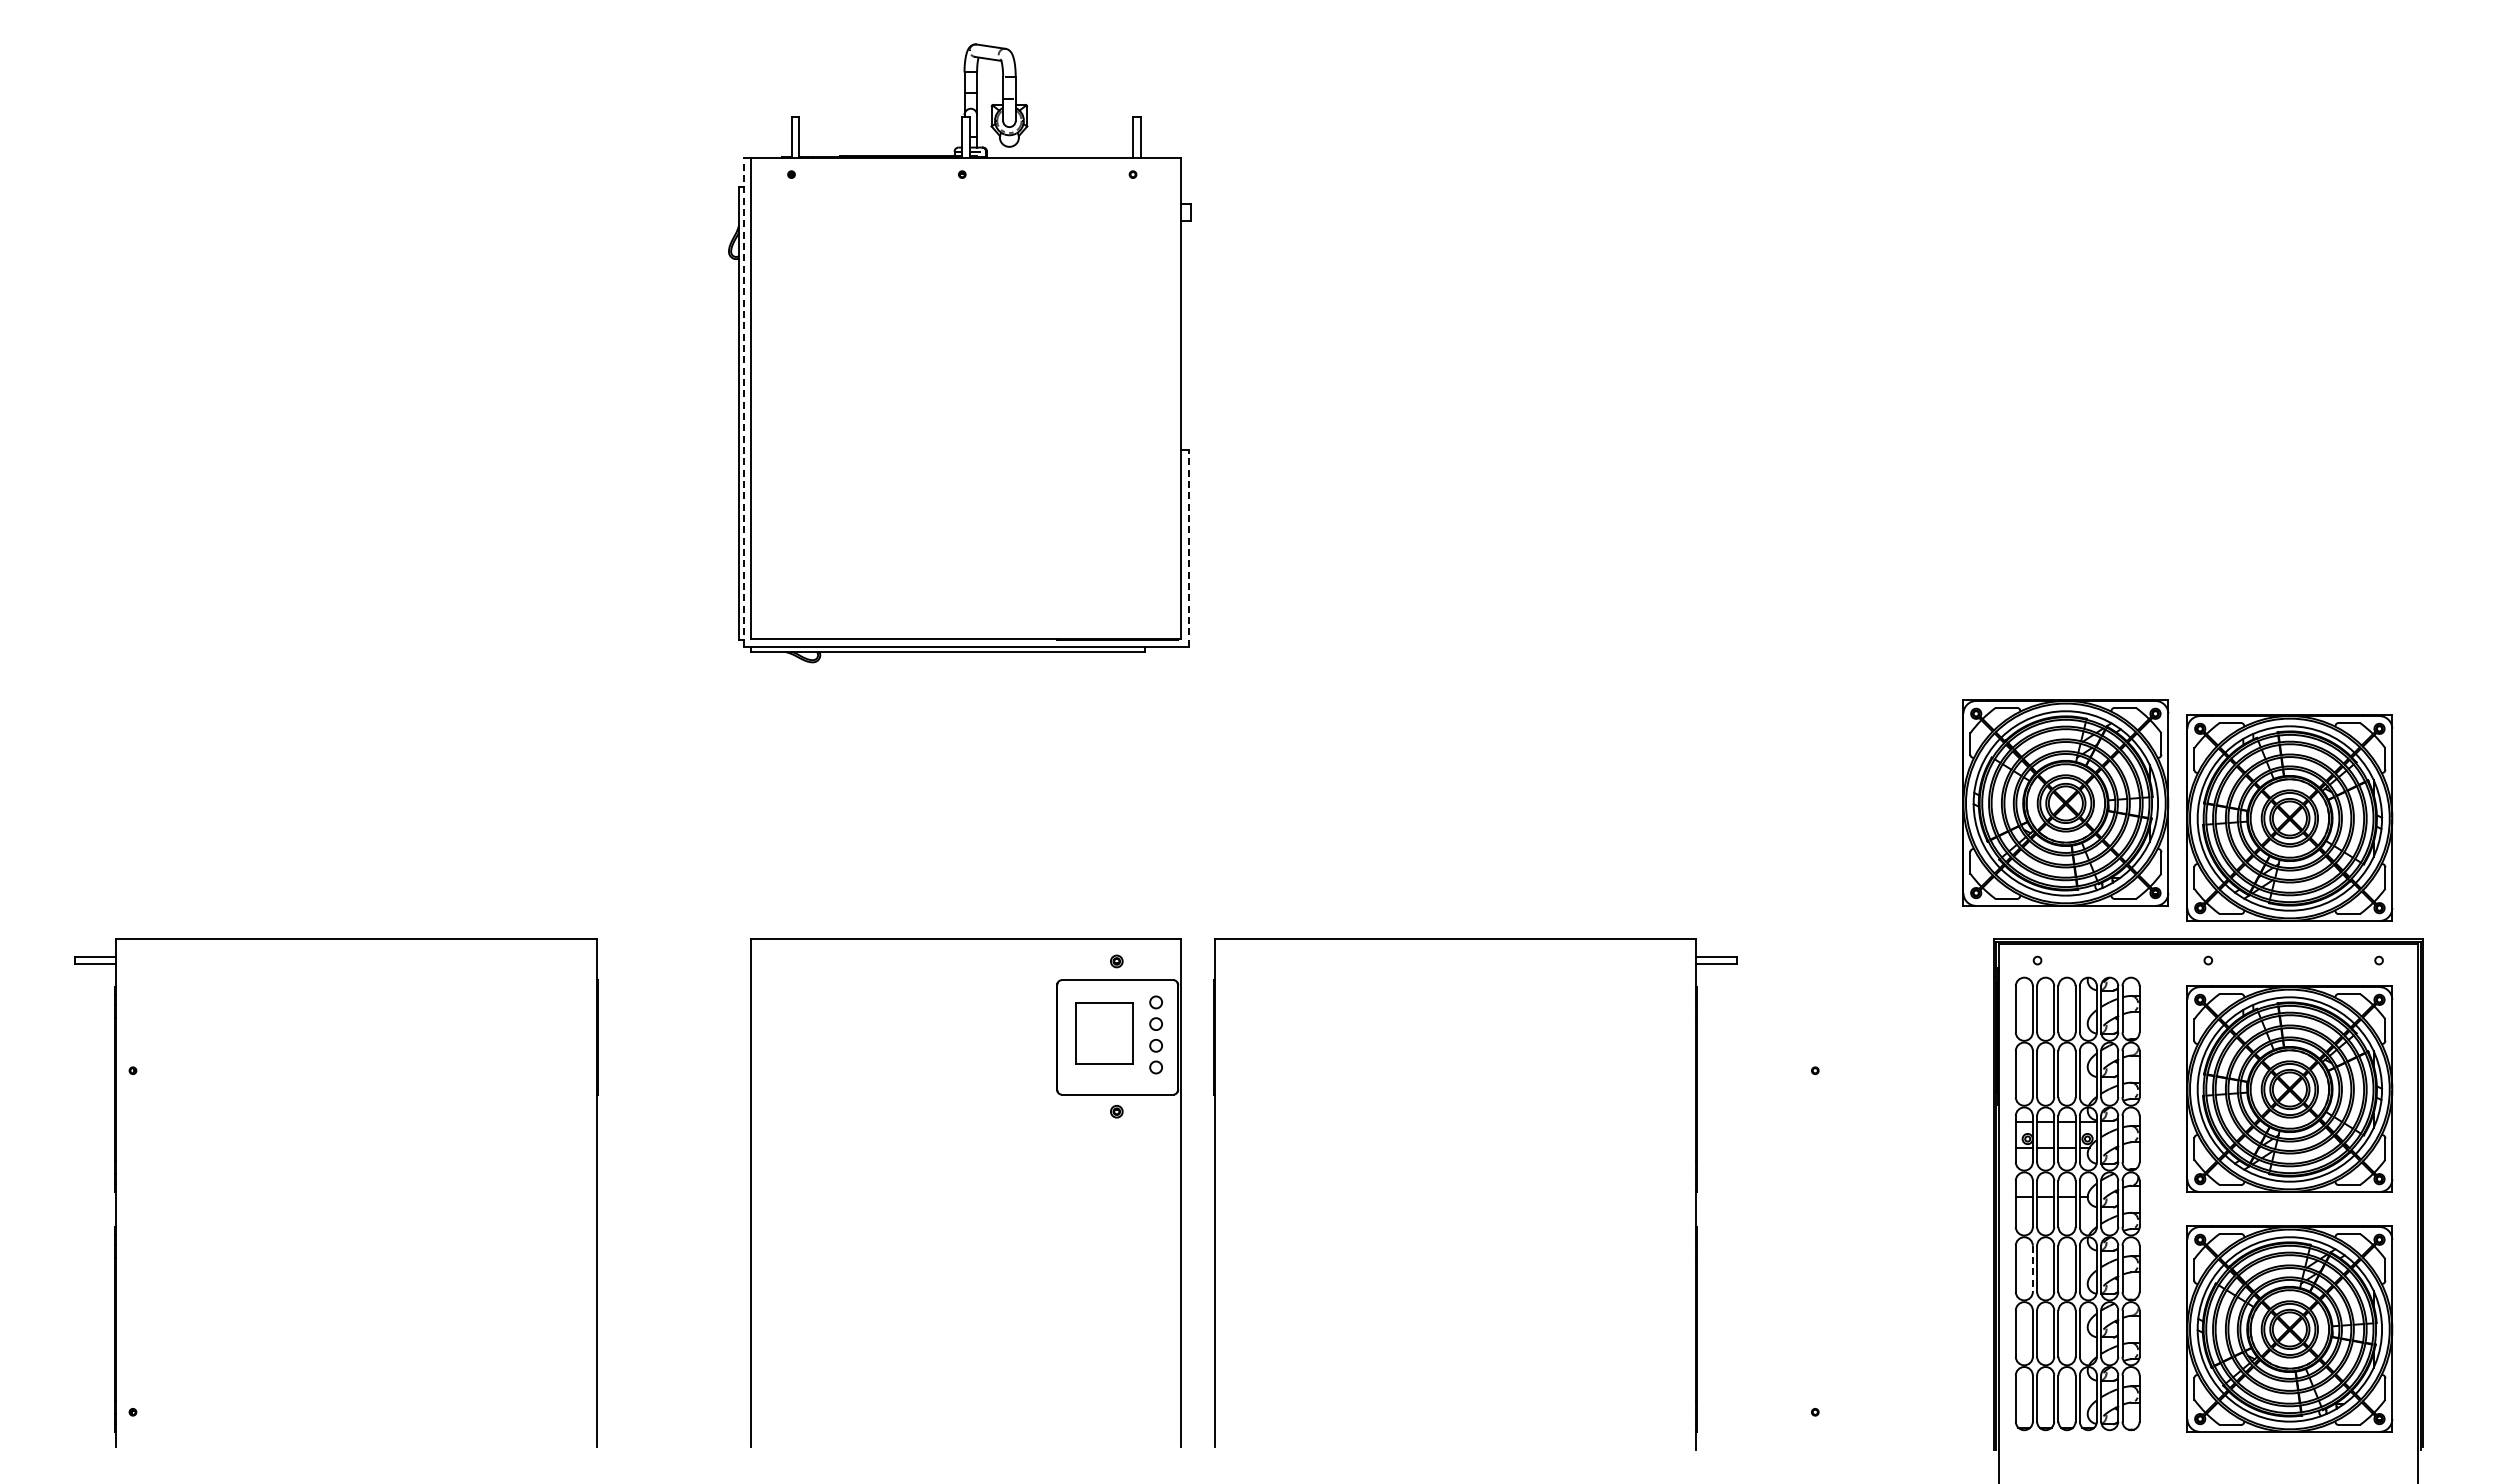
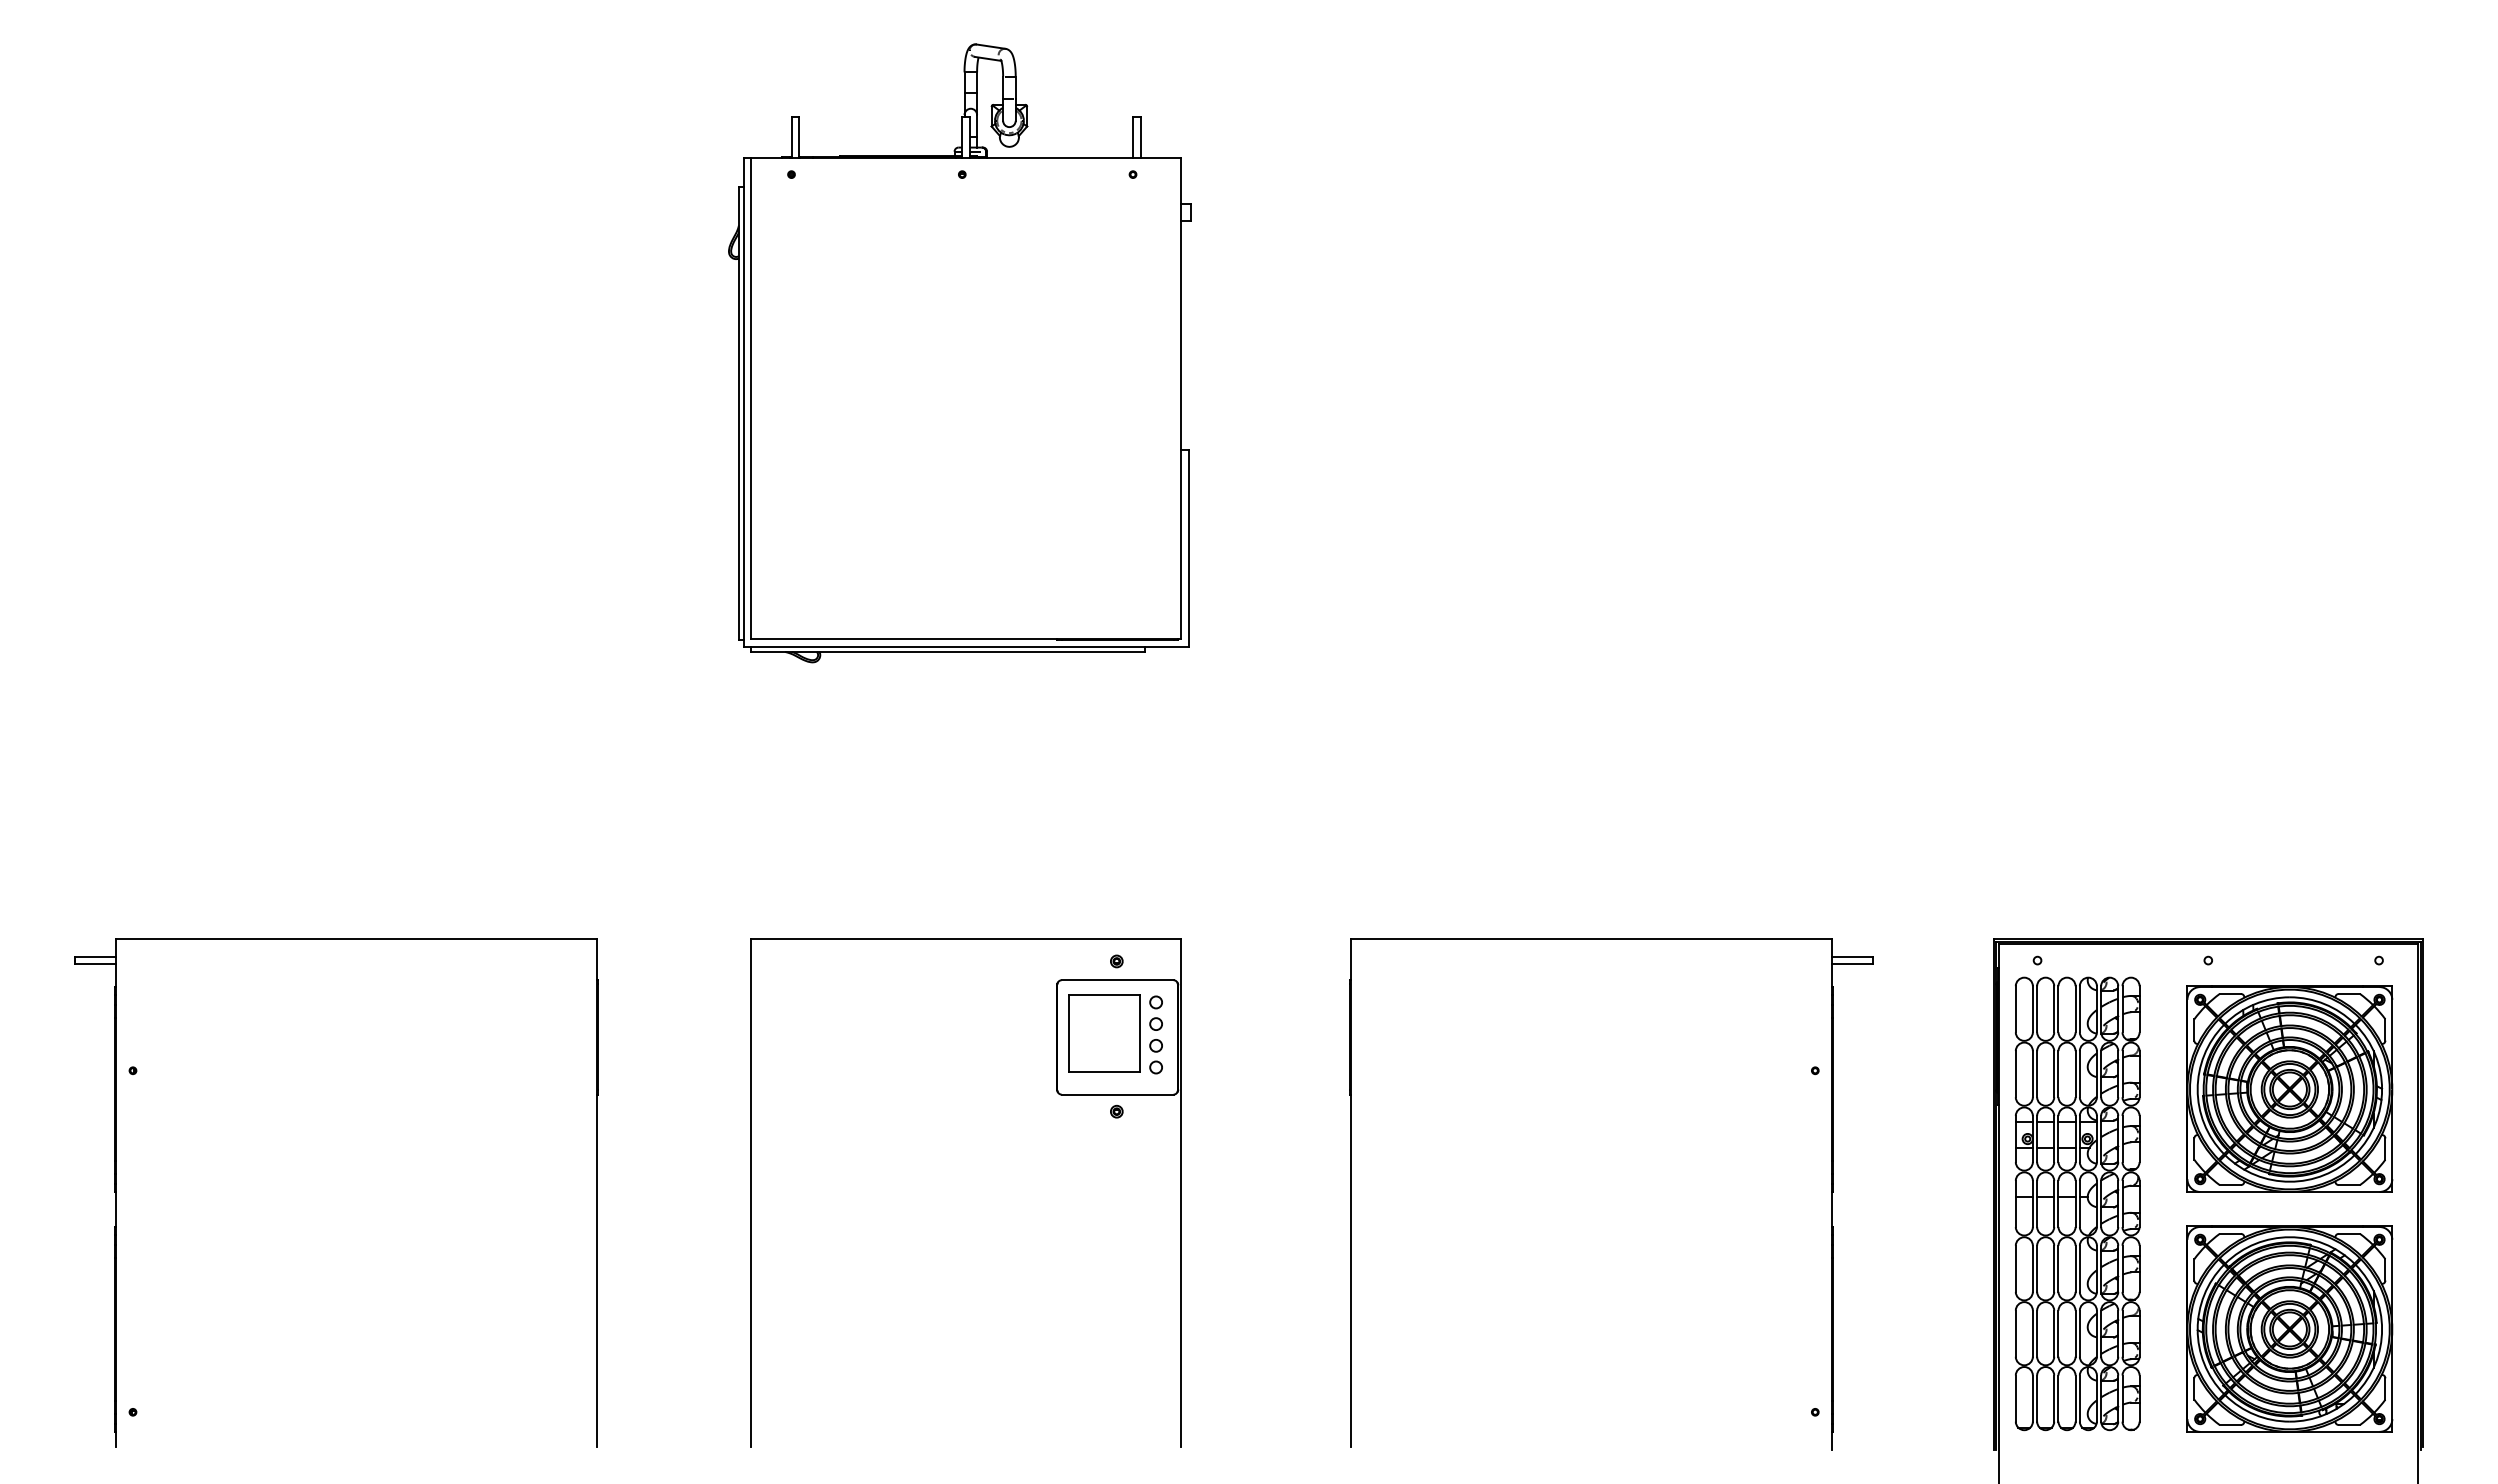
line: dashed -> solid (743, 402)
line: dashed -> solid (1188, 548)
part: present -> none (2065, 802)
part: present -> none (2289, 817)
part size: 59x63 px -> 73x79 px (1104, 1033)
part position: (1695, 1194) -> (1831, 1194) (1831, 1194)
line: dashed -> solid (2032, 1269)
